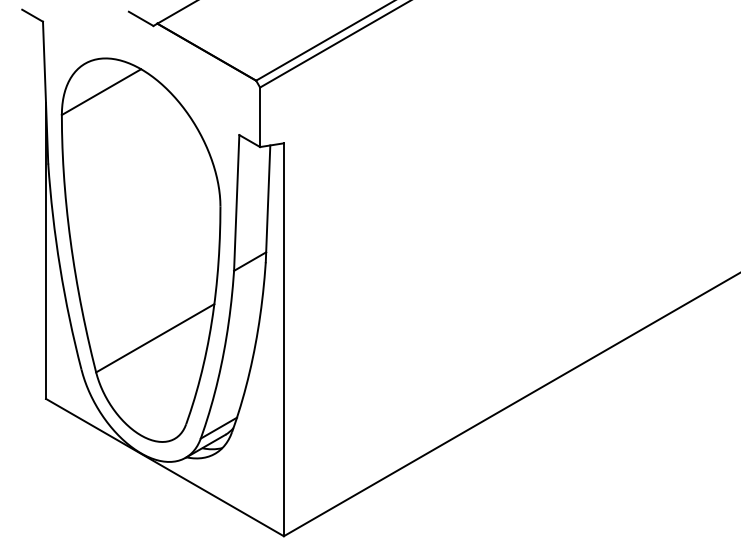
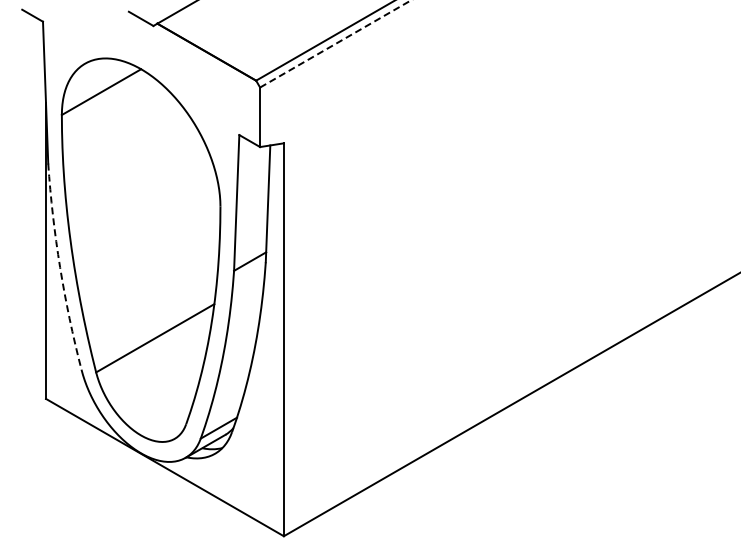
line: solid -> dashed (336, 43)
arc: solid -> dashed (60, 267)
